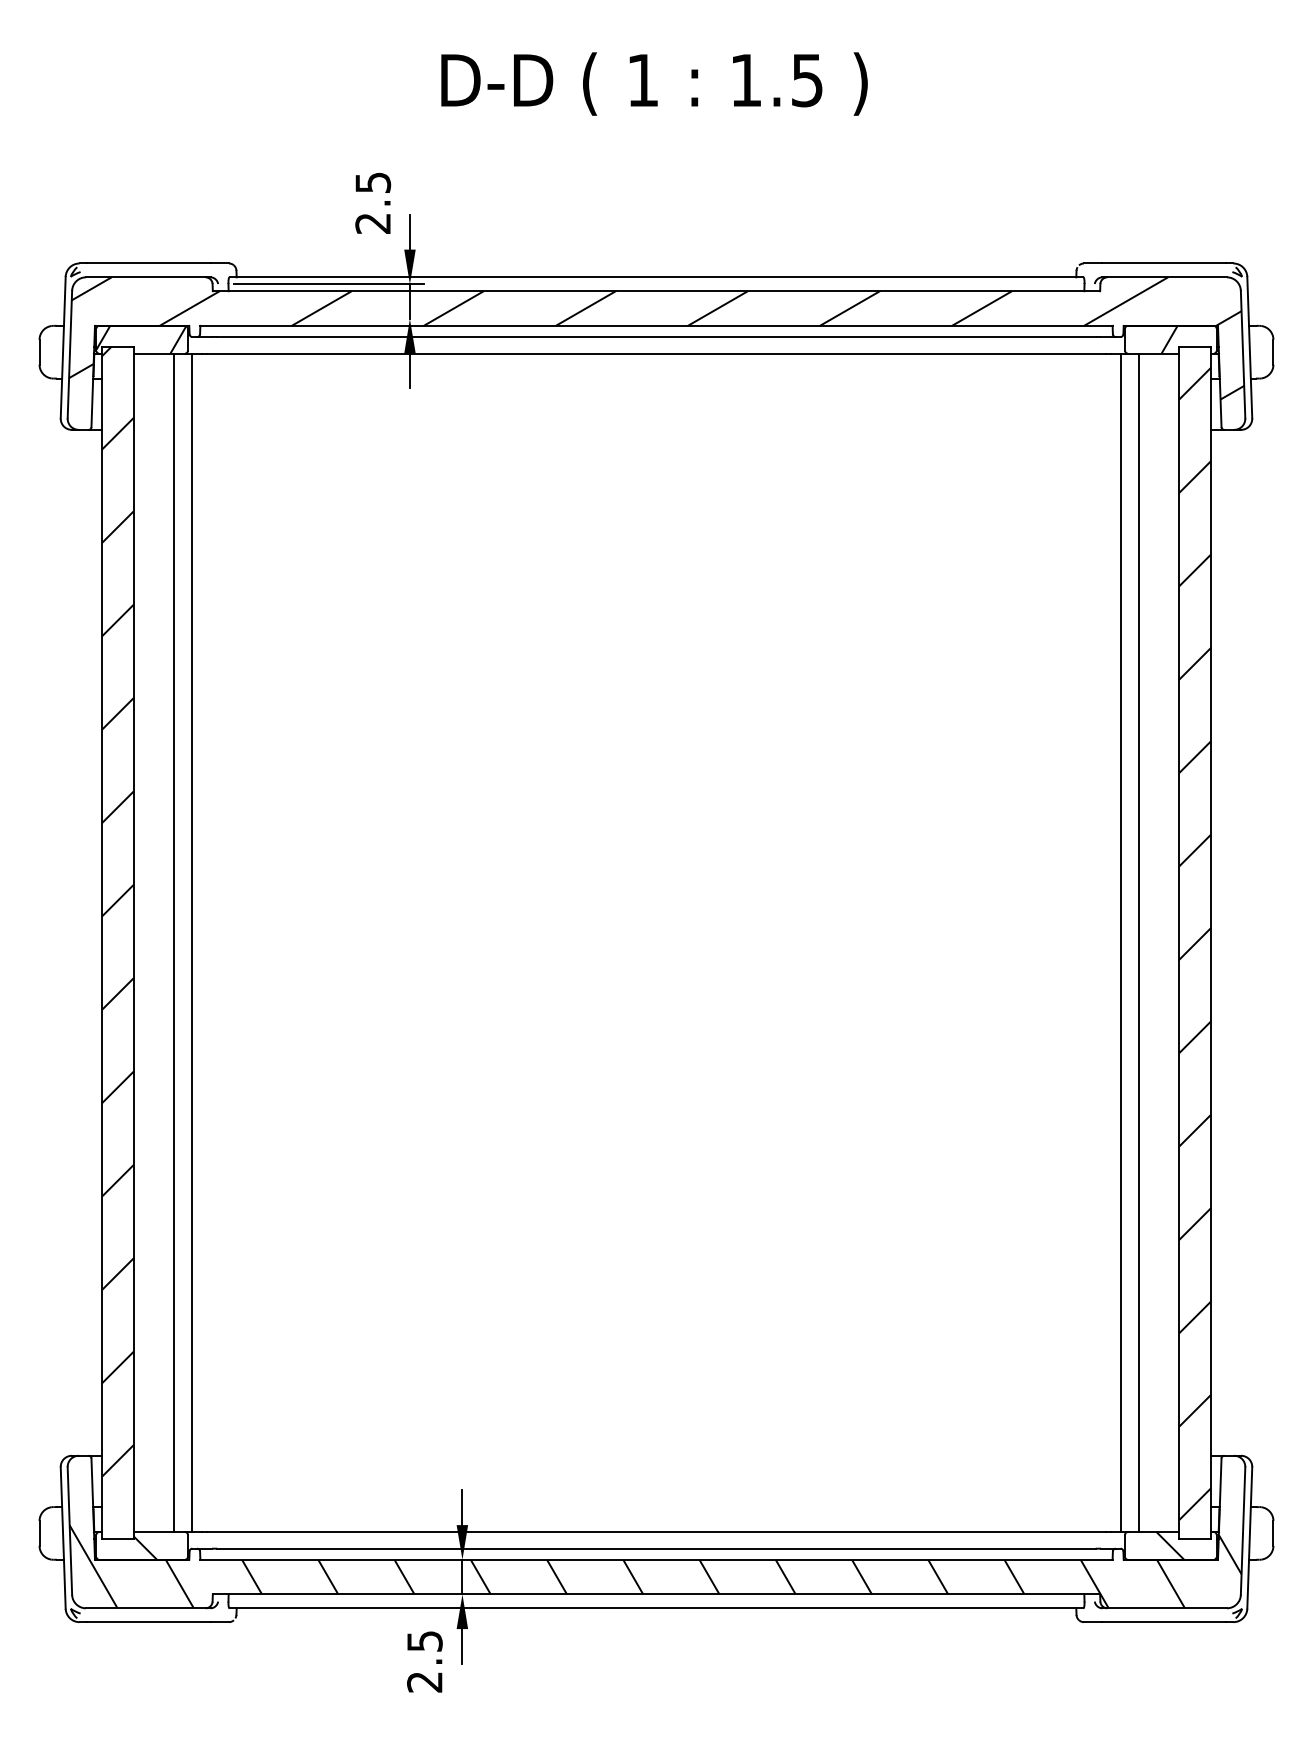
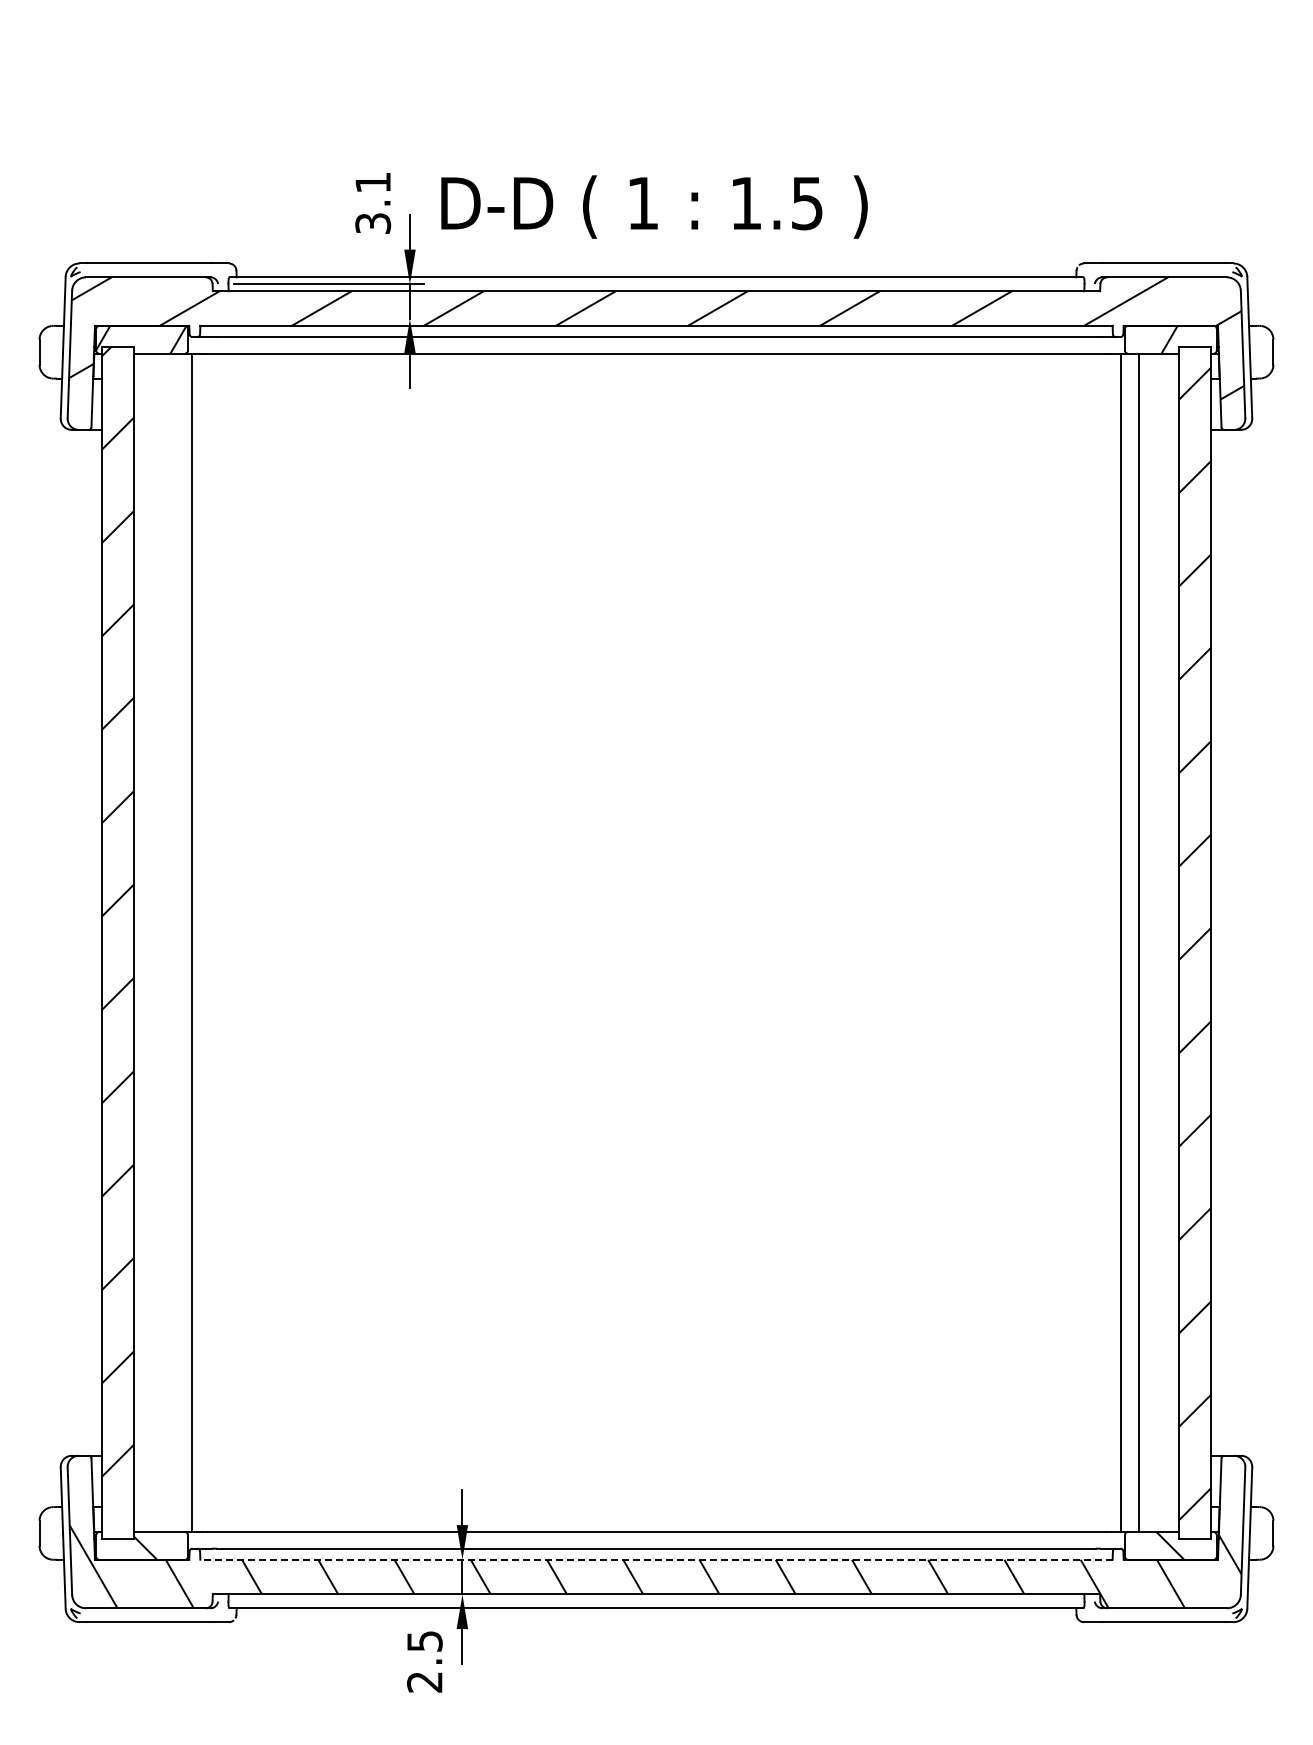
text position: (654, 83) -> (654, 206) (654, 206)
text: 2.5 -> 3.1 (373, 202)
line: present -> none (174, 942)
line: solid -> dashed (656, 1559)
